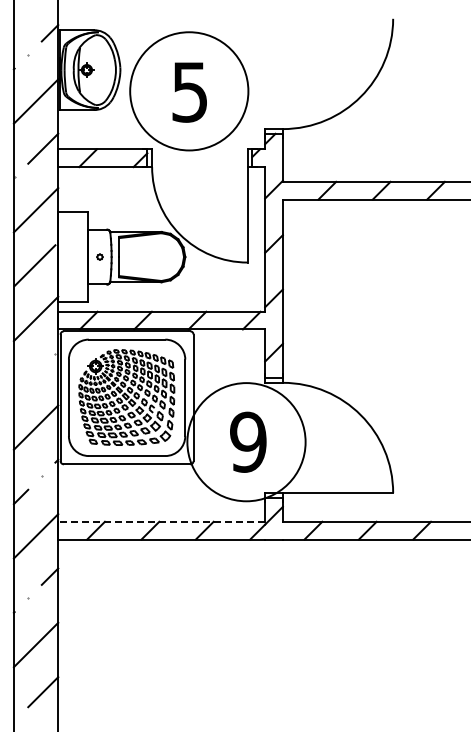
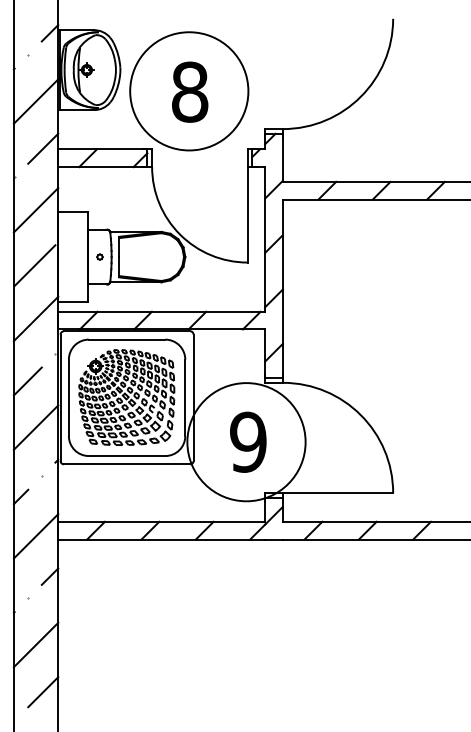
text: 5 -> 8 (190, 91)
line: none -> present (27, 381)
line: dashed -> solid (161, 521)
